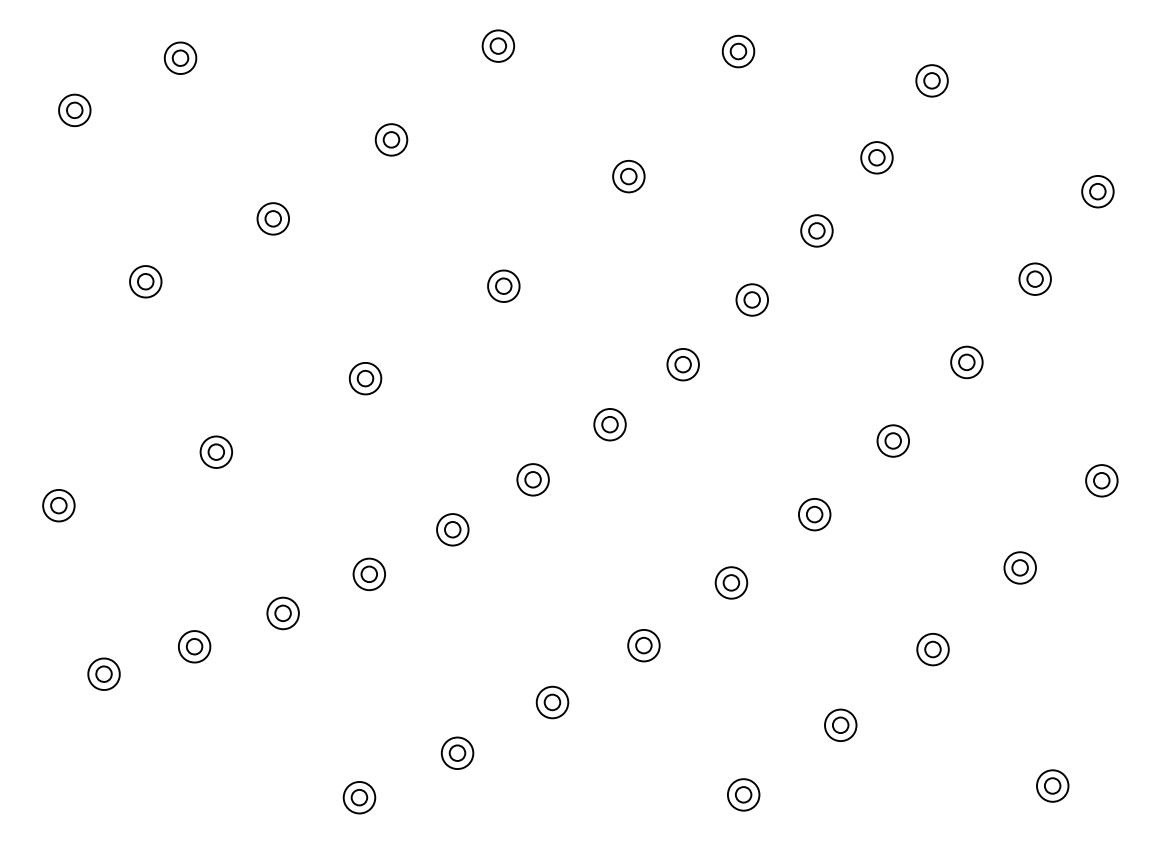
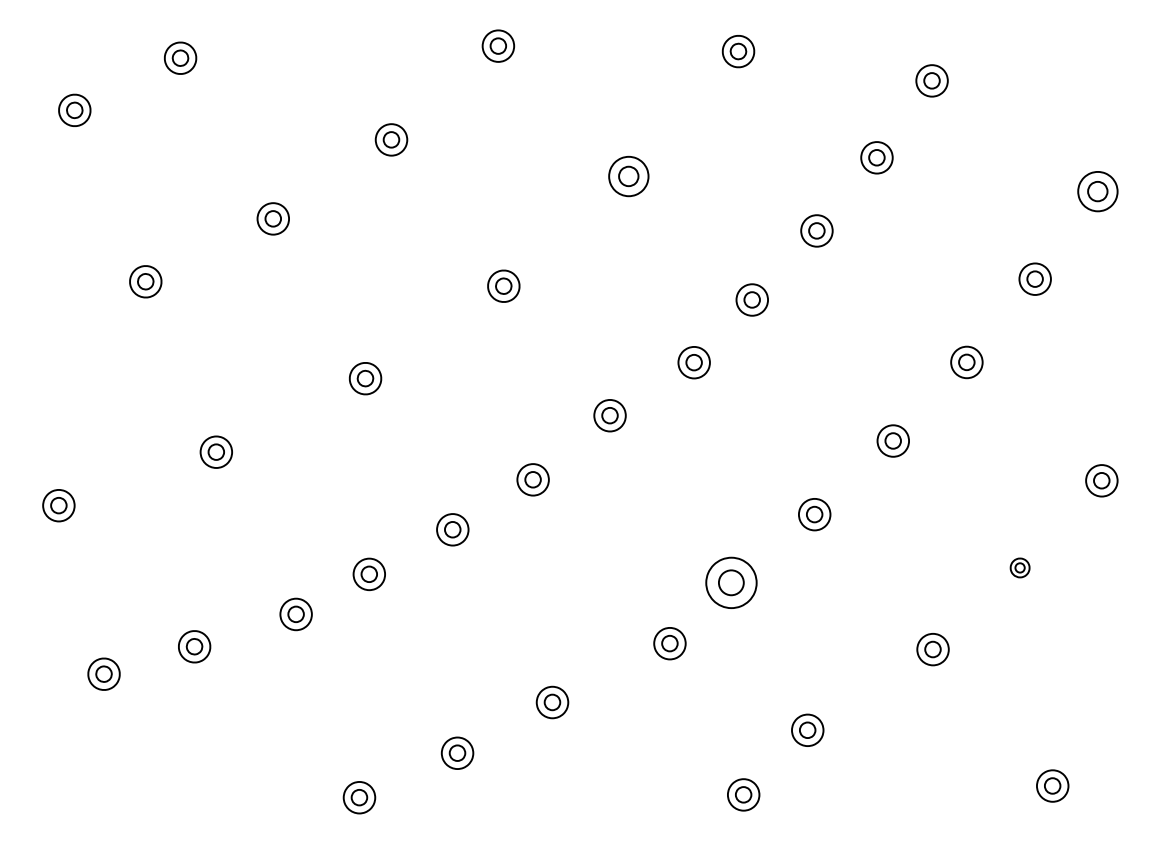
part size: 34x34 px -> 42x43 px (628, 176)
part size: 34x34 px -> 42x42 px (1097, 191)
part position: (682, 364) -> (693, 362) (693, 362)
part position: (609, 424) -> (609, 415) (609, 415)
part size: 34x34 px -> 22x22 px (1019, 567)
part size: 35x34 px -> 53x53 px (731, 582)
part position: (282, 613) -> (295, 614) (295, 614)
part position: (643, 645) -> (669, 643) (669, 643)
part position: (840, 724) -> (807, 729) (807, 729)
